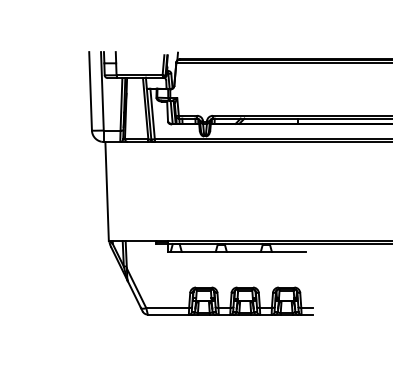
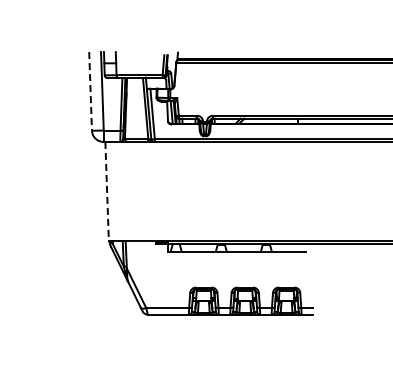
line: solid -> dashed (90, 91)
line: solid -> dashed (107, 191)
